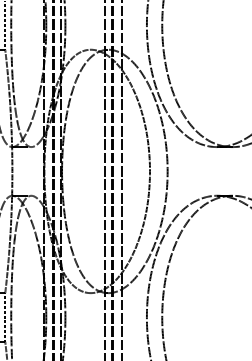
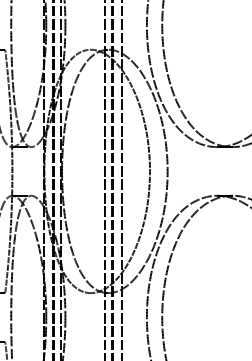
line: present -> none (5, 25)
line: present -> none (5, 317)
